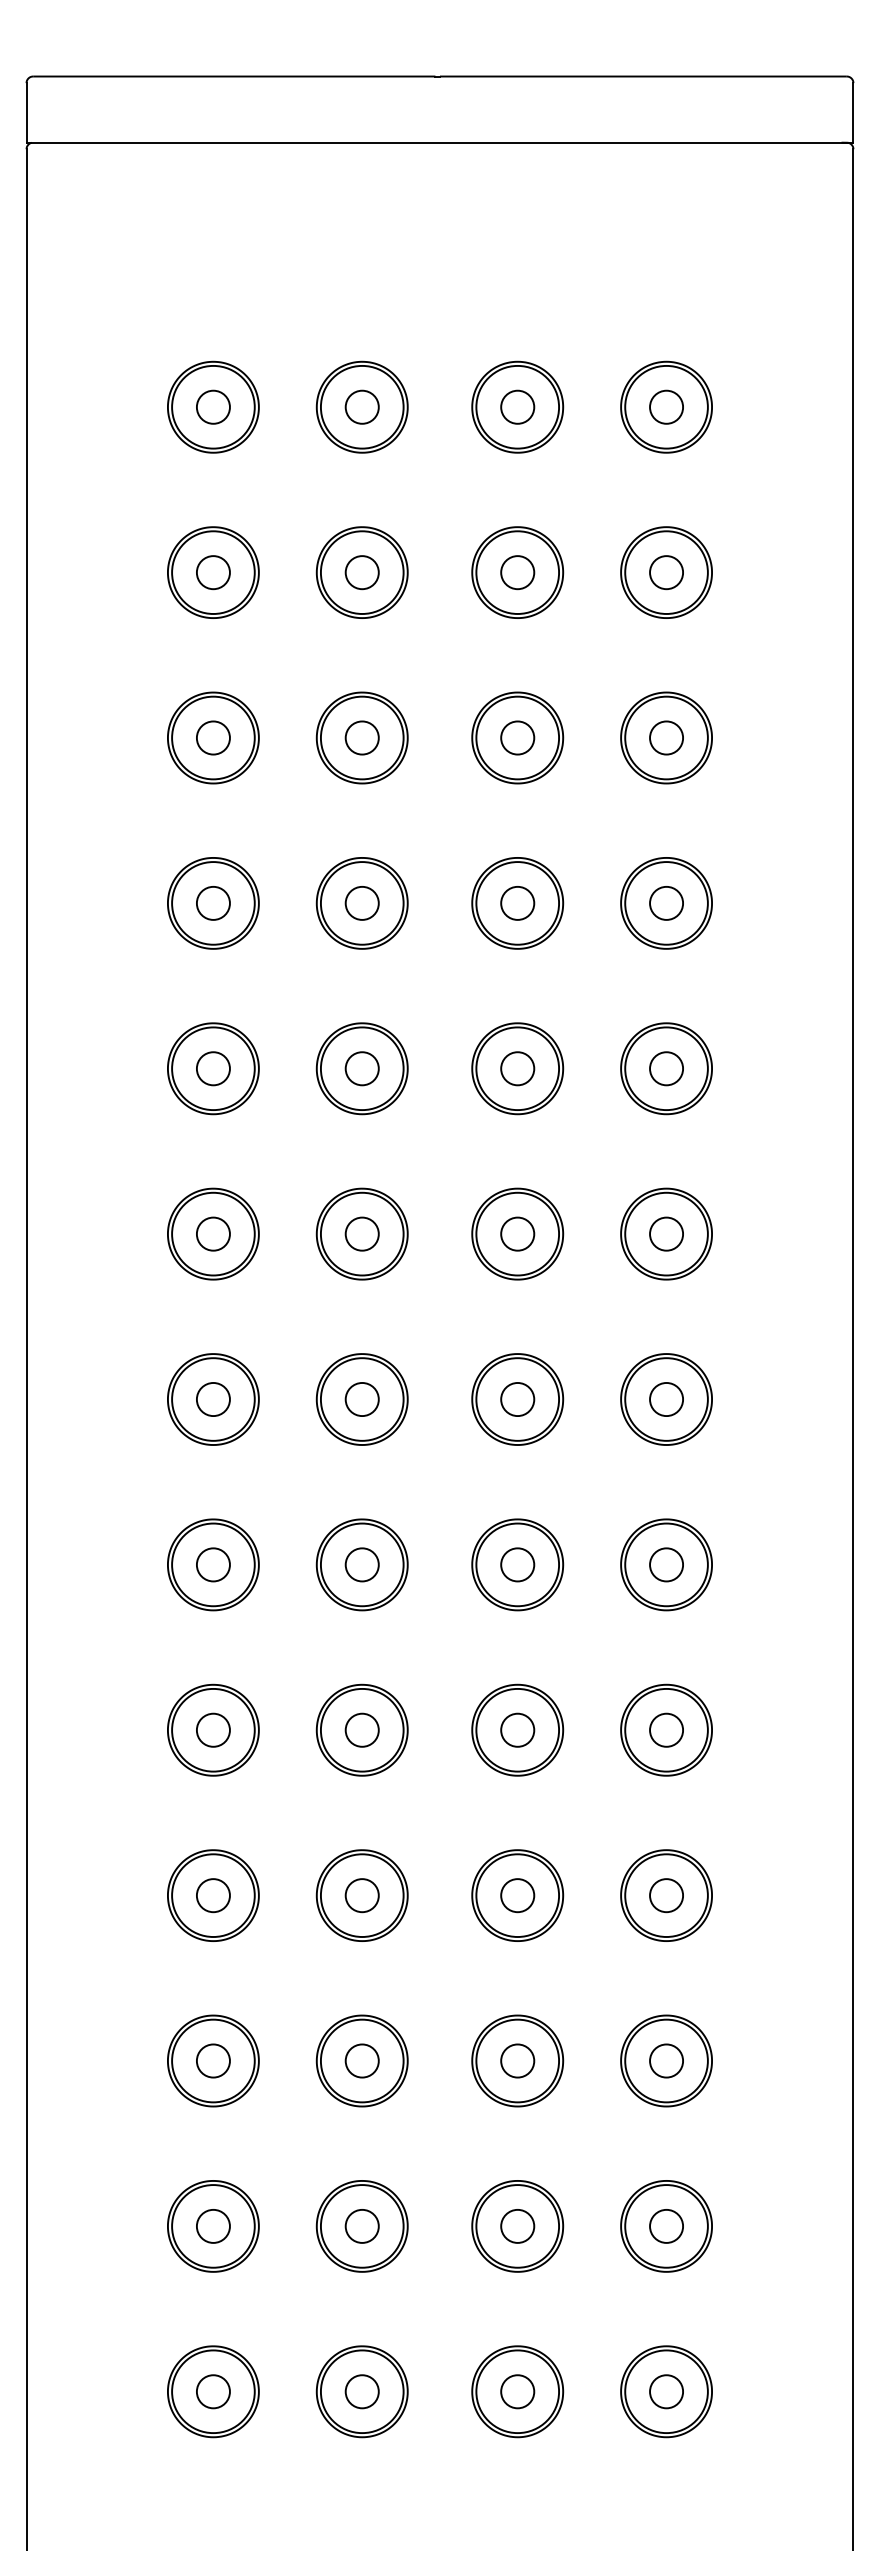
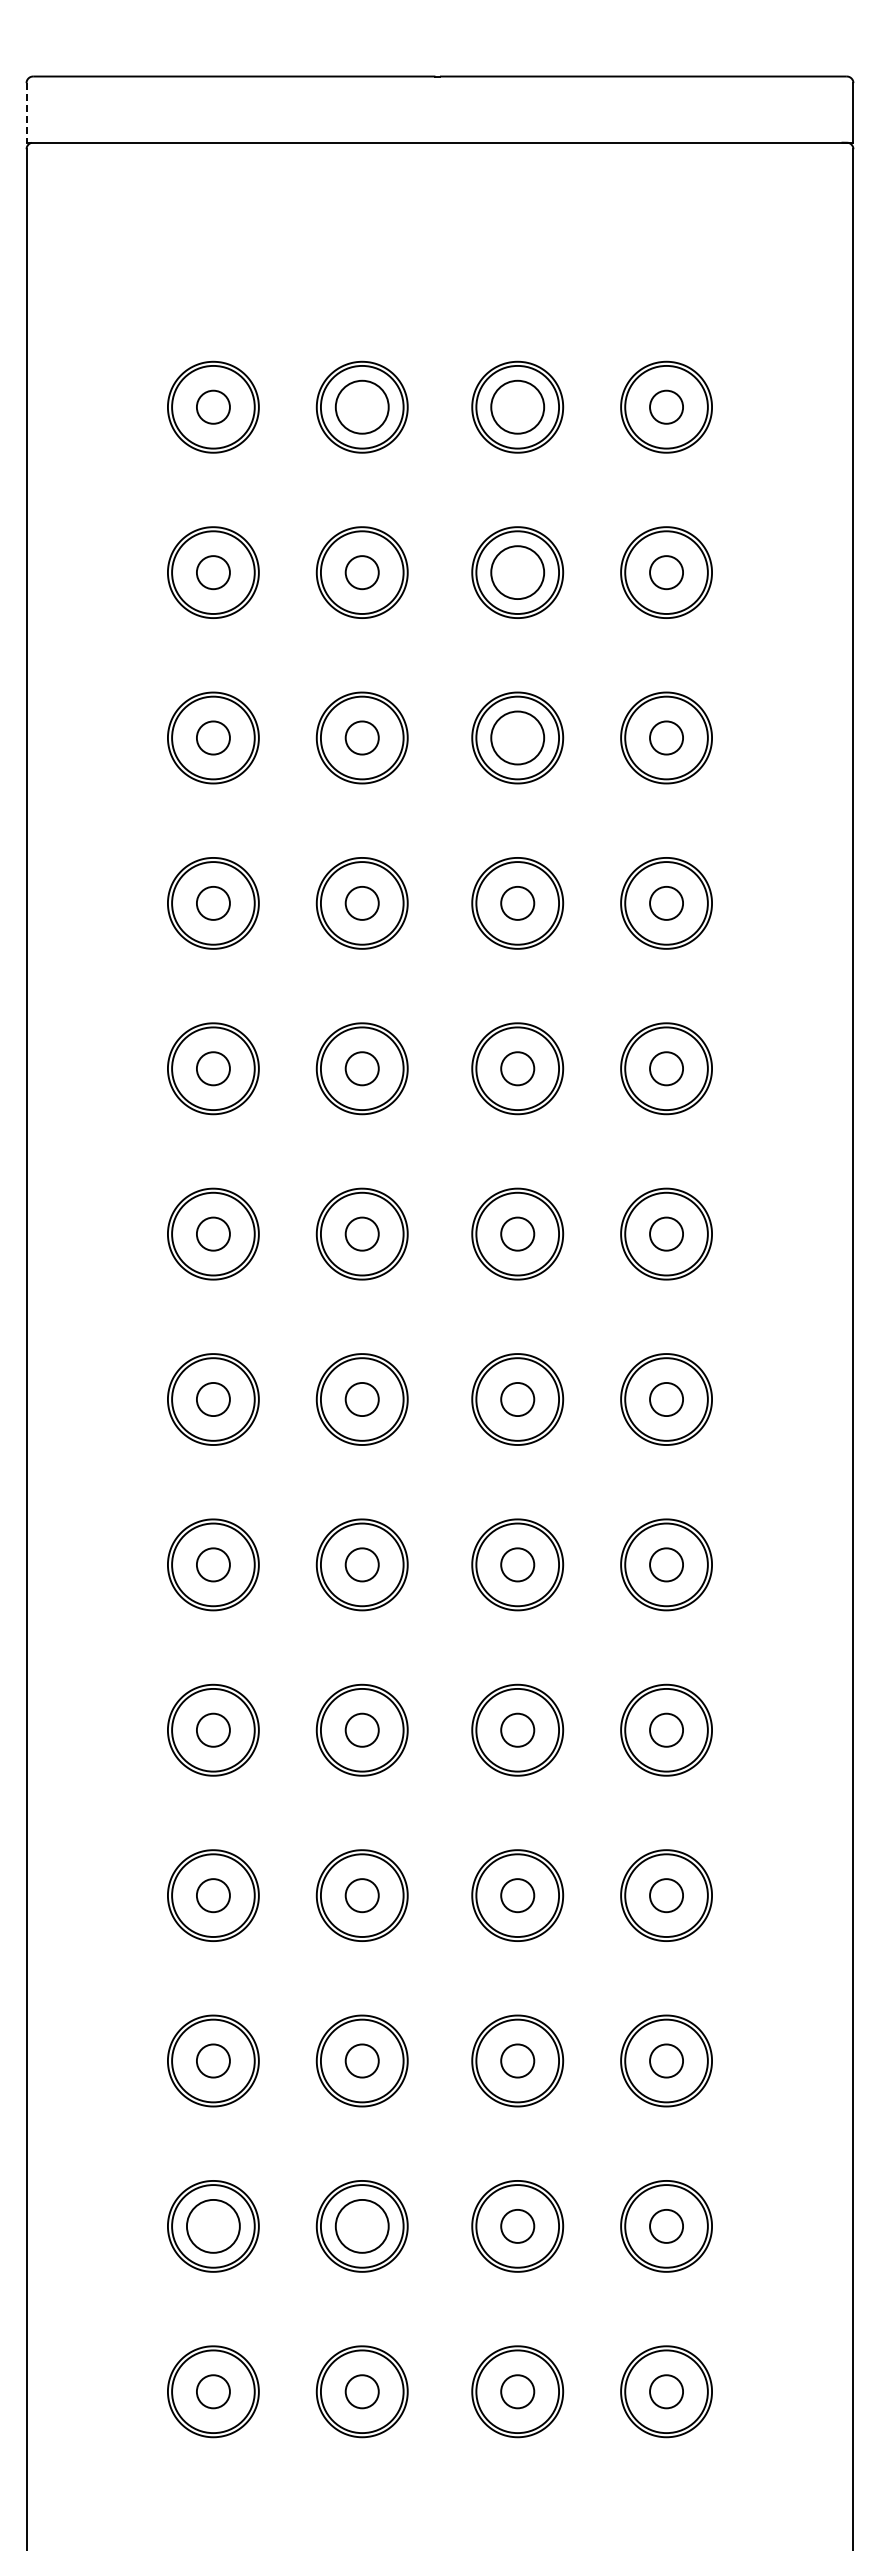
line: solid -> dashed (26, 112)
circle diameter: 33 px -> 53 px (361, 406)
circle diameter: 33 px -> 53 px (517, 406)
circle diameter: 33 px -> 53 px (517, 572)
circle diameter: 33 px -> 53 px (517, 737)
circle diameter: 33 px -> 53 px (212, 2225)
circle diameter: 33 px -> 53 px (361, 2225)
